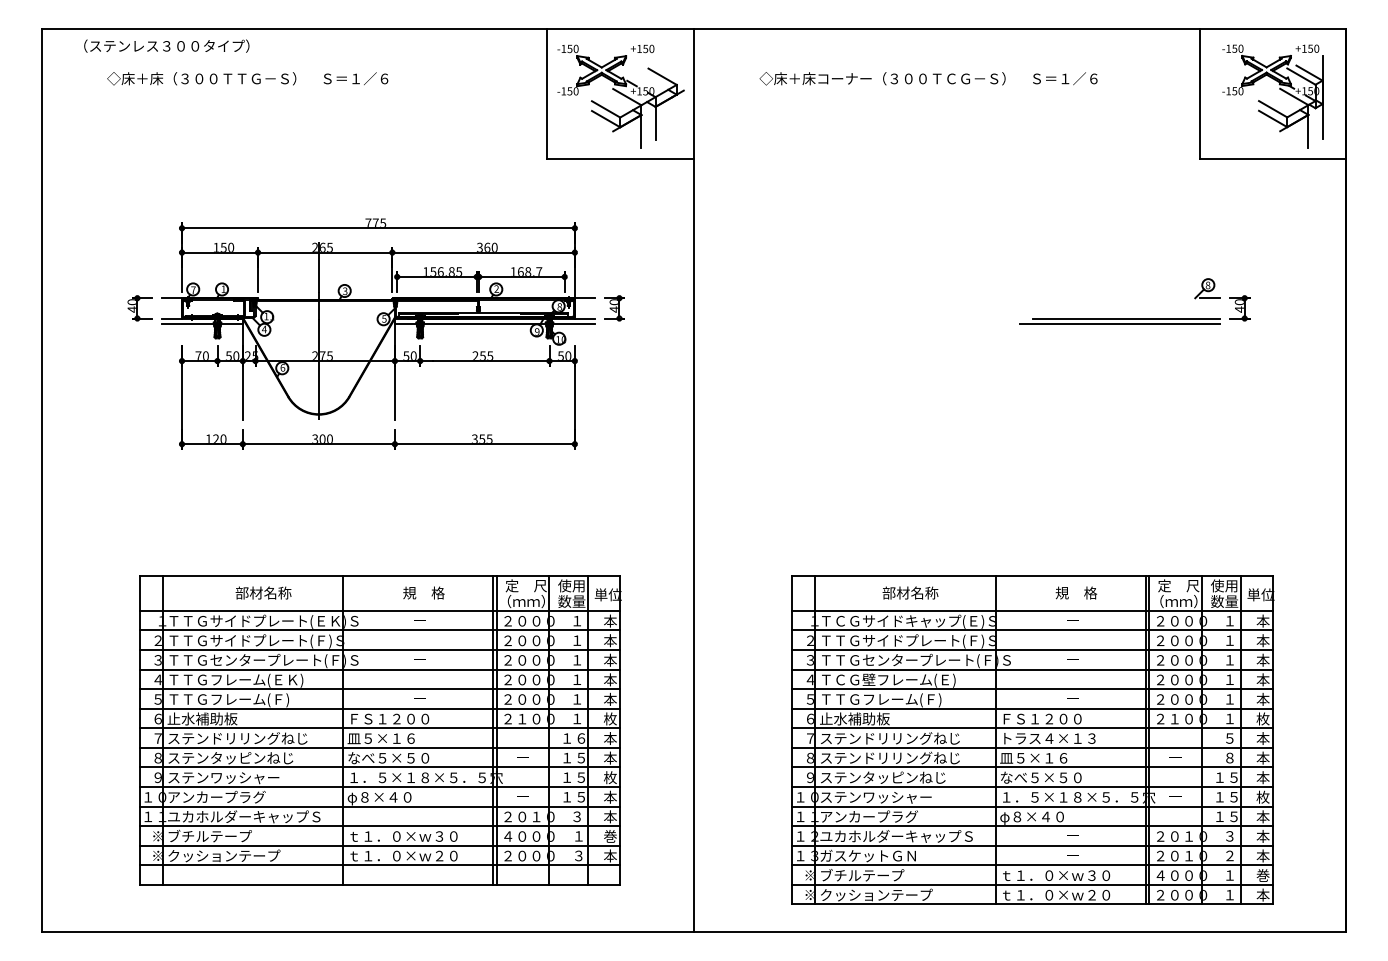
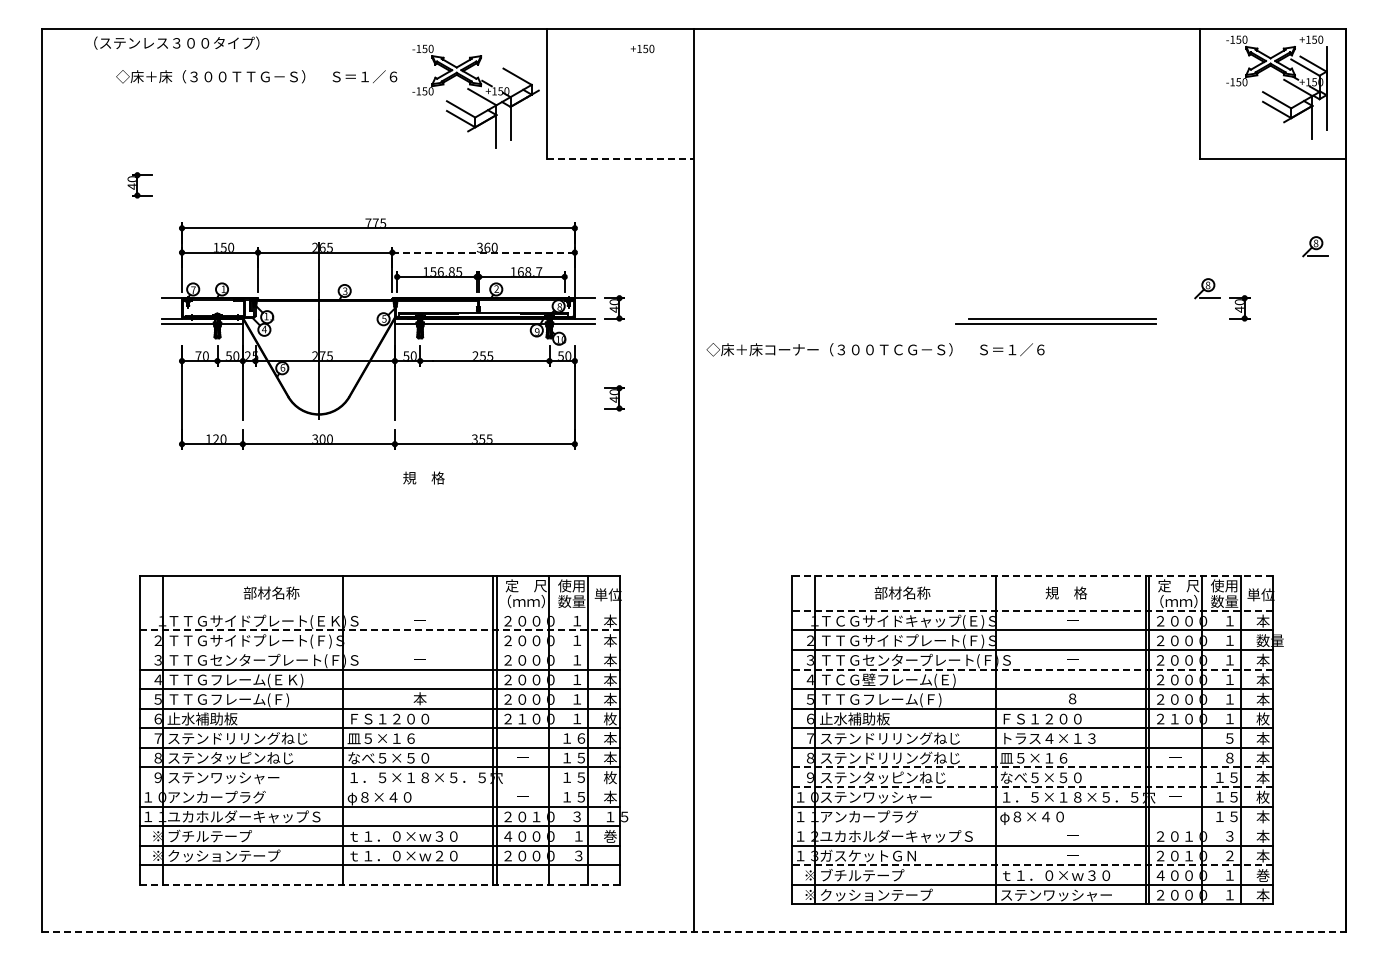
text position: (166, 45) -> (176, 42) (176, 42)
text position: (247, 78) -> (256, 76) (256, 76)
text position: (928, 78) -> (875, 349) (875, 349)
part position: (620, 96) -> (475, 96) (475, 96)
part position: (1267, 104) -> (1271, 95) (1271, 95)
line: solid -> dashed (621, 159)
part: none -> present (1315, 246)
line: solid -> dashed (483, 252)
part position: (139, 308) -> (139, 185) (139, 185)
part position: (1119, 321) -> (1055, 321) (1055, 321)
part: none -> present (614, 398)
line: solid -> dashed (1031, 575)
text position: (263, 592) -> (271, 592) (271, 592)
text position: (423, 592) -> (423, 477) (423, 477)
text position: (910, 592) -> (902, 592) (902, 592)
text position: (1076, 592) -> (1066, 592) (1066, 592)
line: present -> none (379, 610)
line: solid -> dashed (1031, 610)
line: solid -> dashed (379, 630)
text: 本 -> 数量 (1269, 640)
line: present -> none (379, 650)
line: solid -> dashed (1031, 669)
text: ― -> 本 (419, 698)
text: ― -> ８ (1072, 698)
line: solid -> dashed (1031, 767)
line: present -> none (379, 787)
line: solid -> dashed (1031, 787)
text: 本 -> １５ (616, 816)
line: present -> none (1031, 826)
text: 本 -> ― (610, 855)
line: solid -> dashed (1031, 865)
line: solid -> dashed (379, 884)
text: ｔ１．０×ｗ２０ -> ステンワッシャー (1056, 895)
line: solid -> dashed (694, 932)
